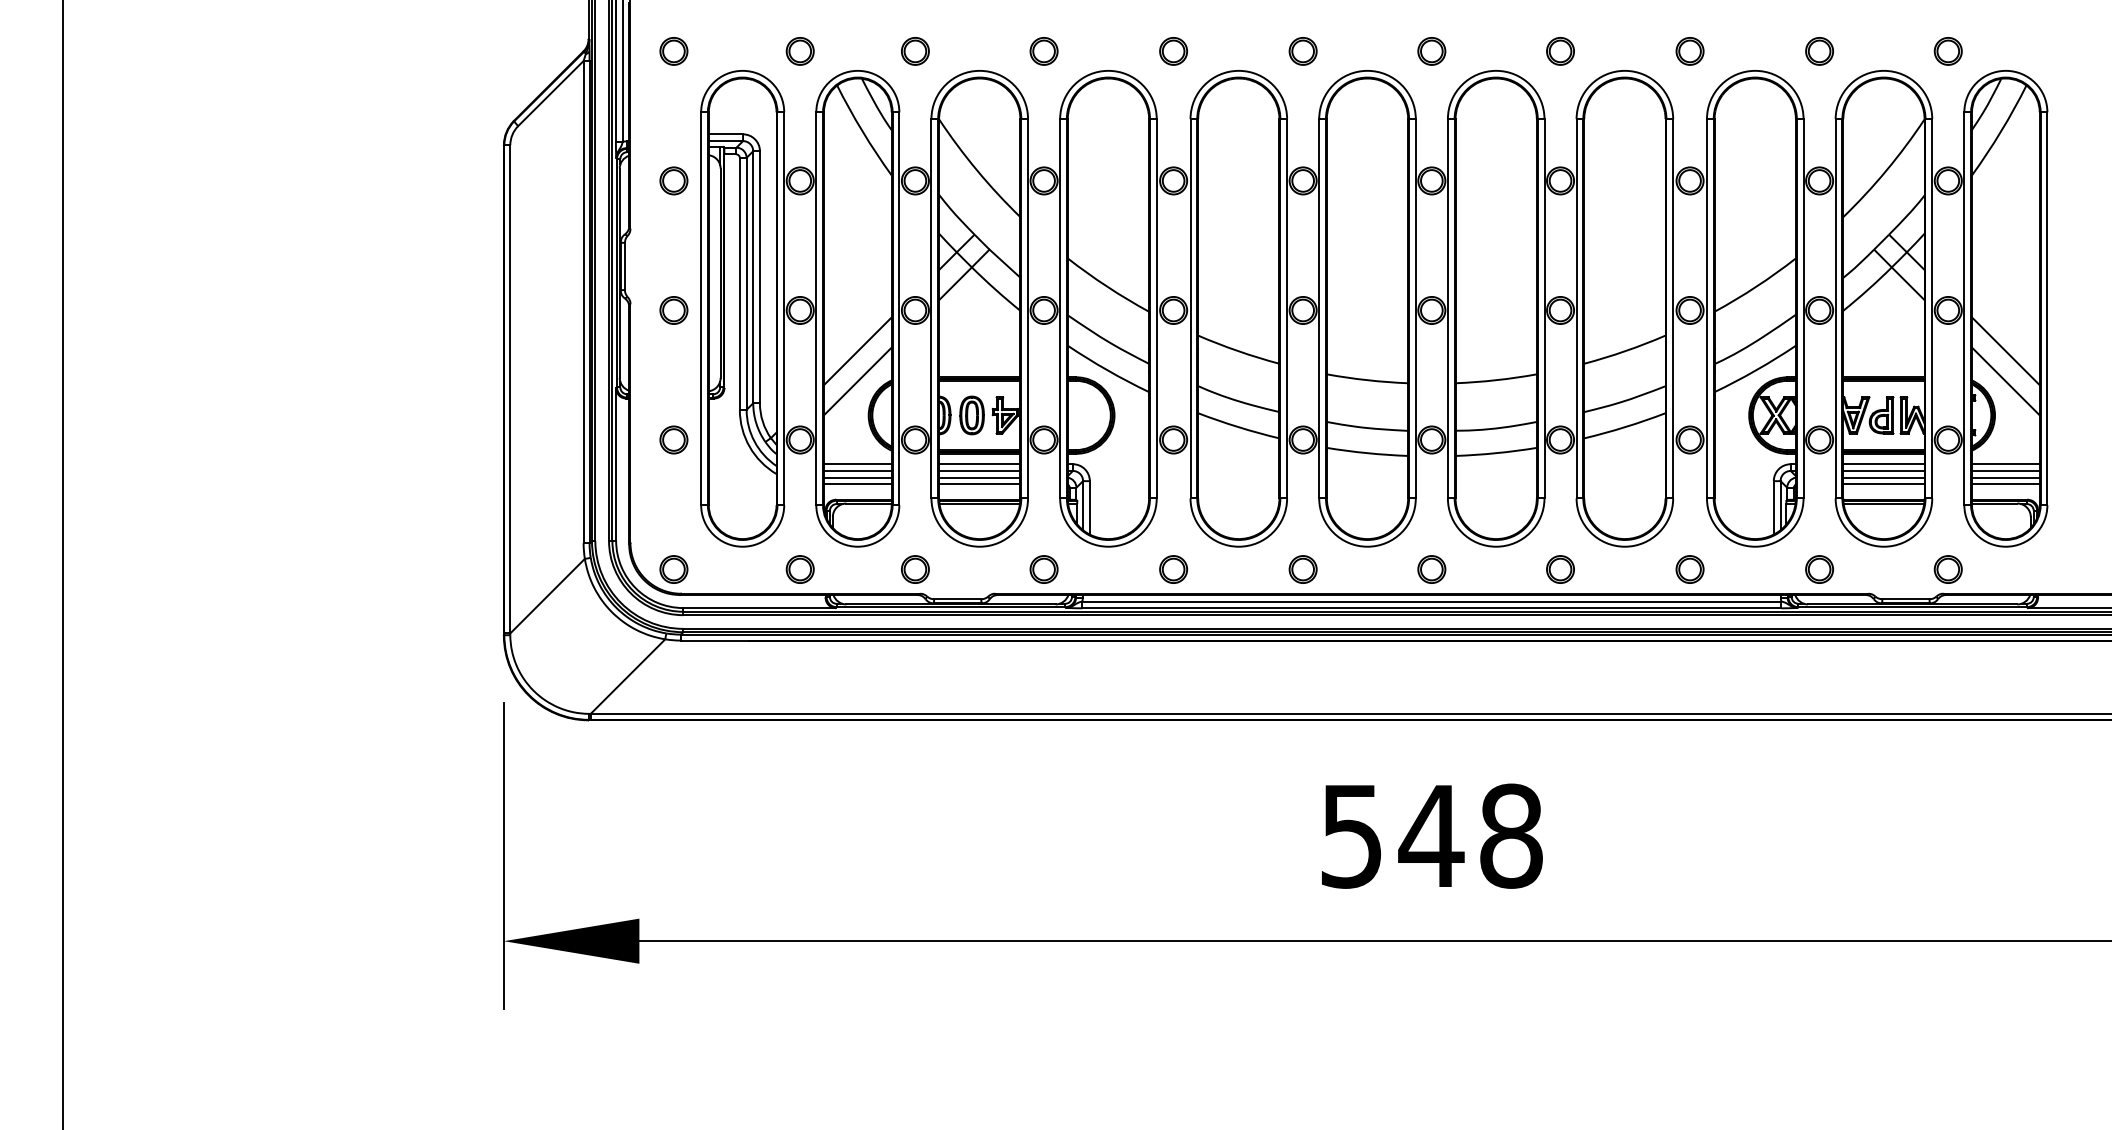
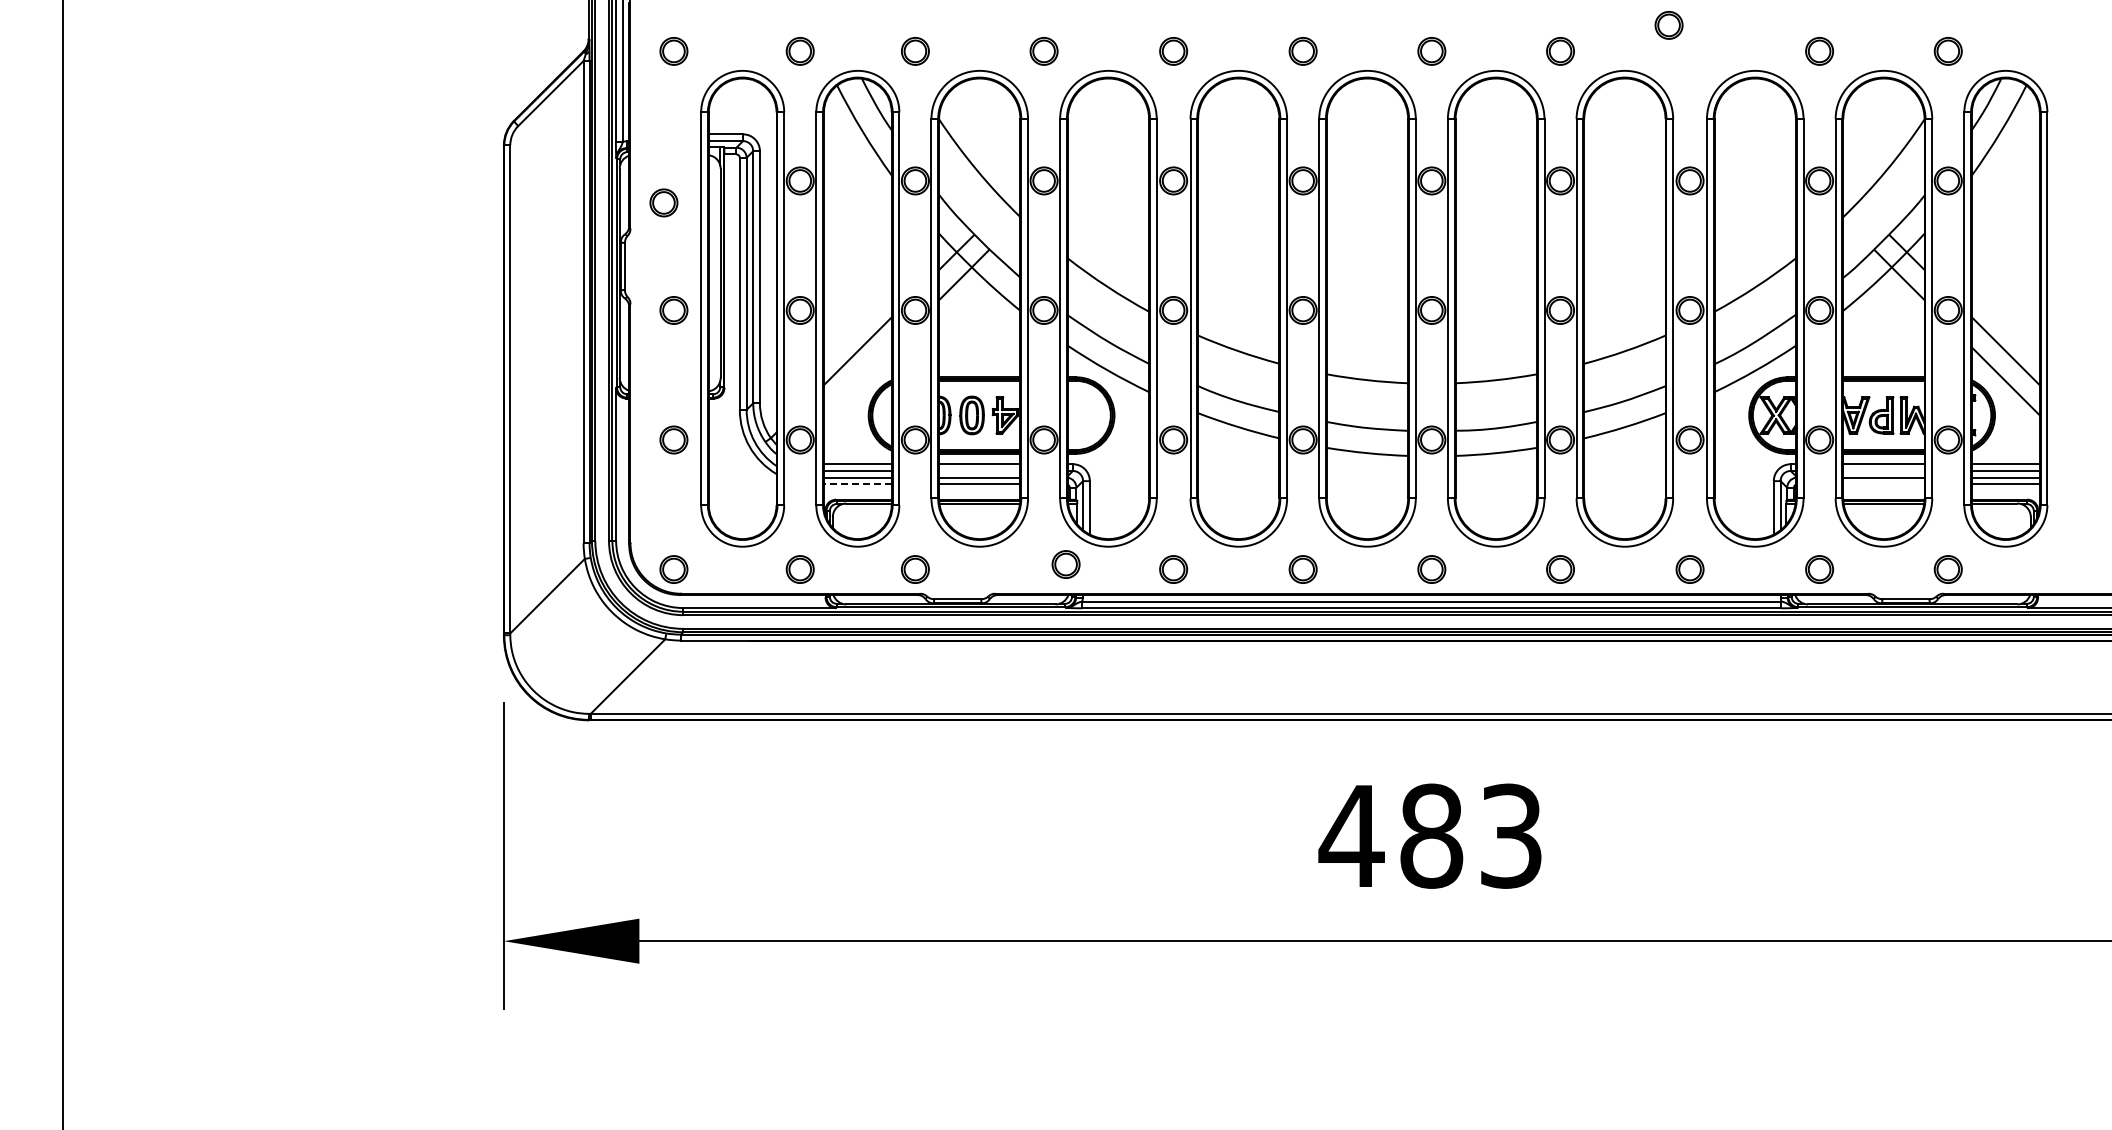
part position: (1689, 51) -> (1668, 25) (1668, 25)
part position: (673, 180) -> (663, 202) (663, 202)
line: present -> none (857, 381)
line: present -> none (979, 470)
line: present -> none (1883, 470)
line: solid -> dashed (857, 484)
line: present -> none (1883, 484)
part position: (1043, 569) -> (1065, 564) (1065, 564)
text: 548 -> 483 (1430, 835)
